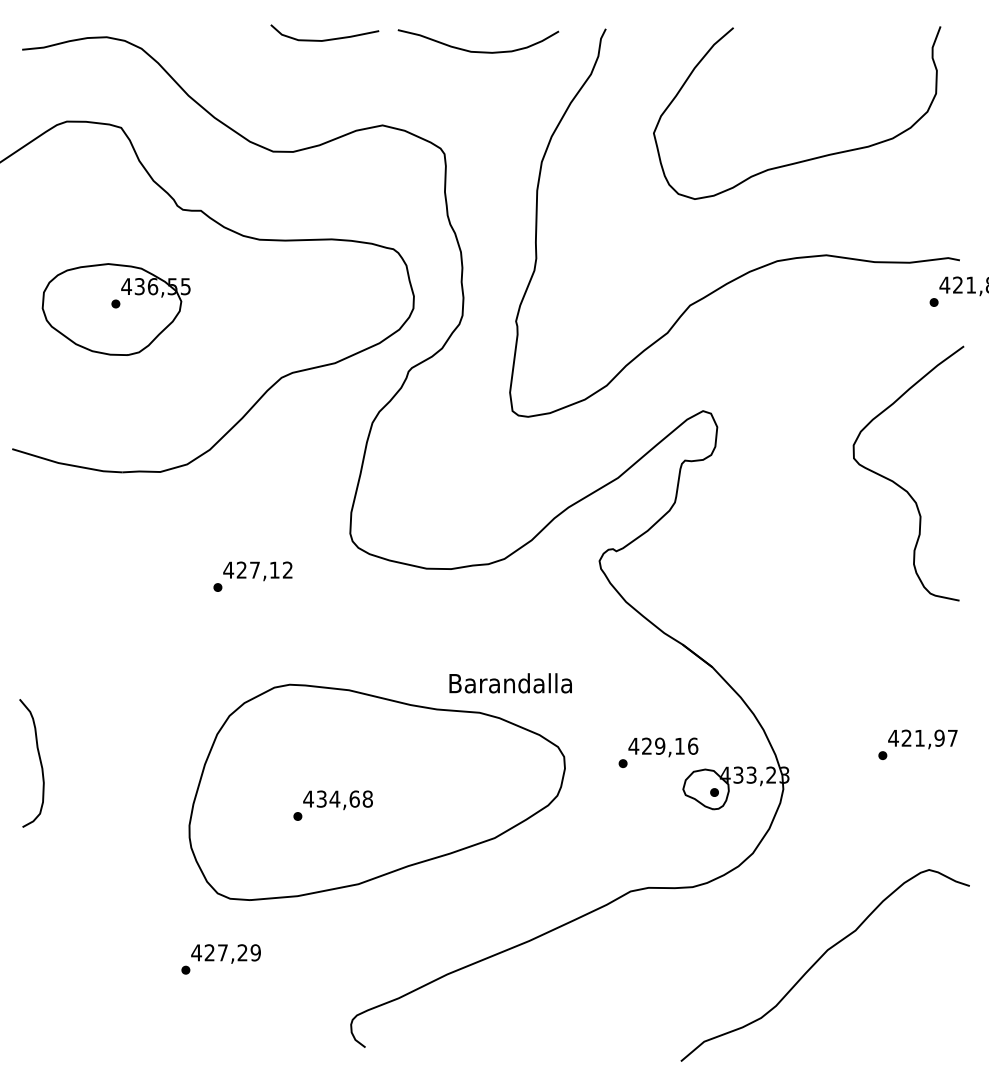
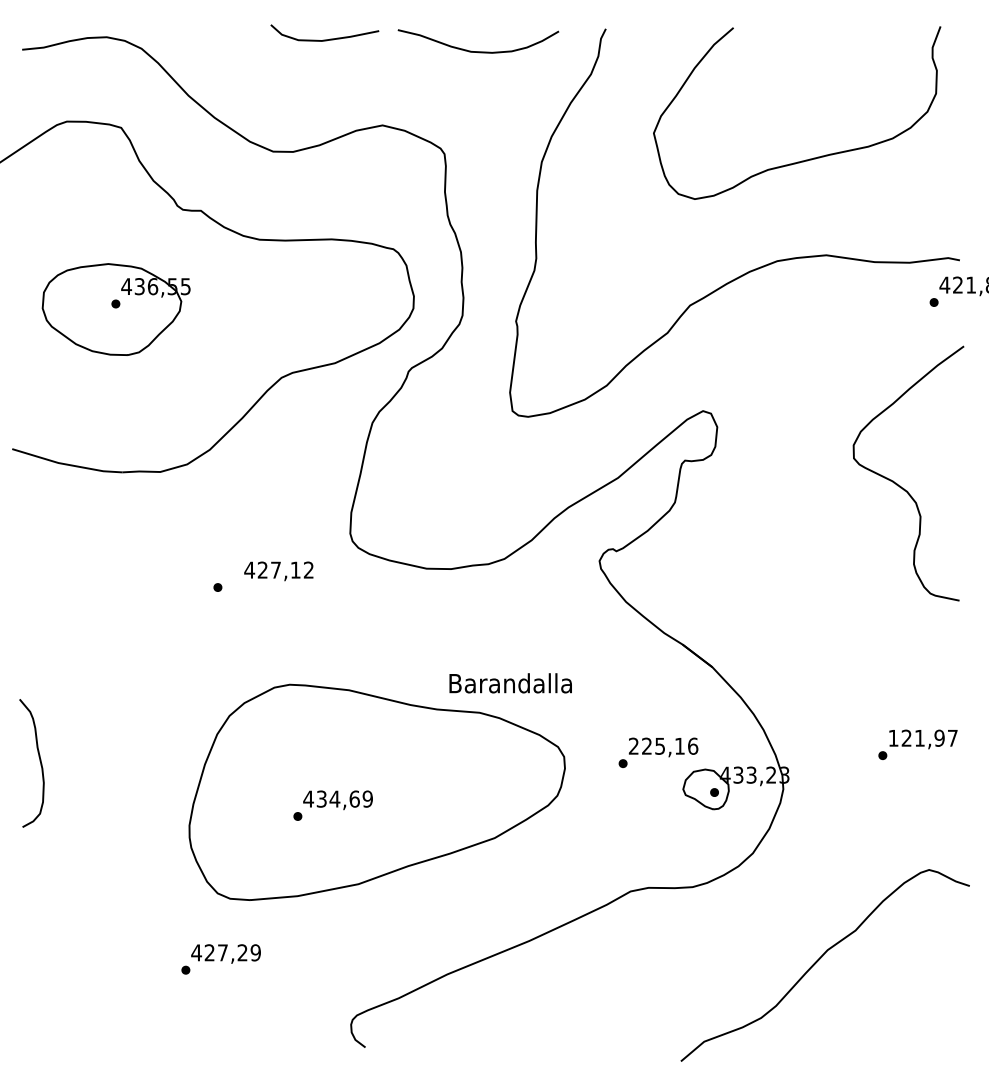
text position: (257, 571) -> (278, 571) (278, 571)
text: 421,97 -> 121,97 (893, 738)
text: 429,16 -> 225,16 (646, 745)
text: 434,68 -> 434,69 (367, 798)
